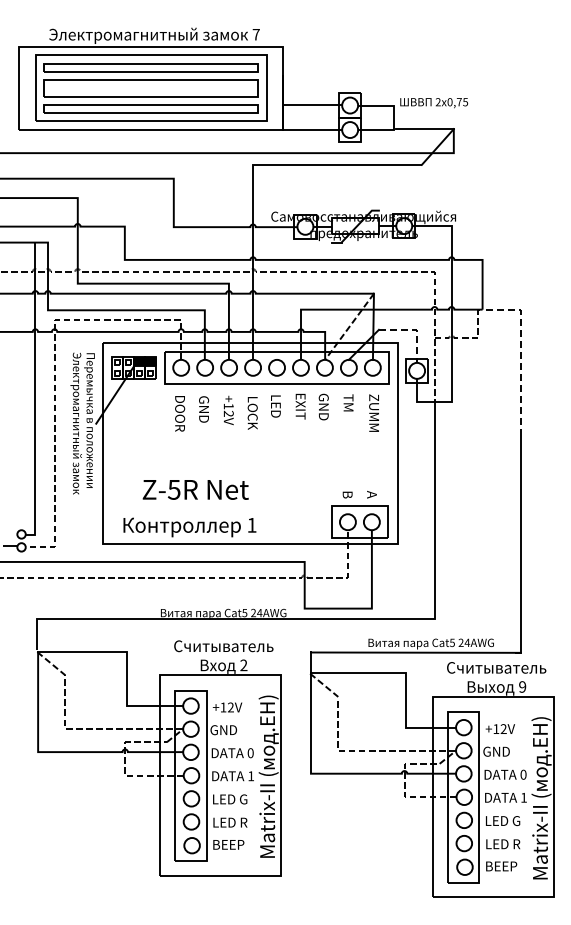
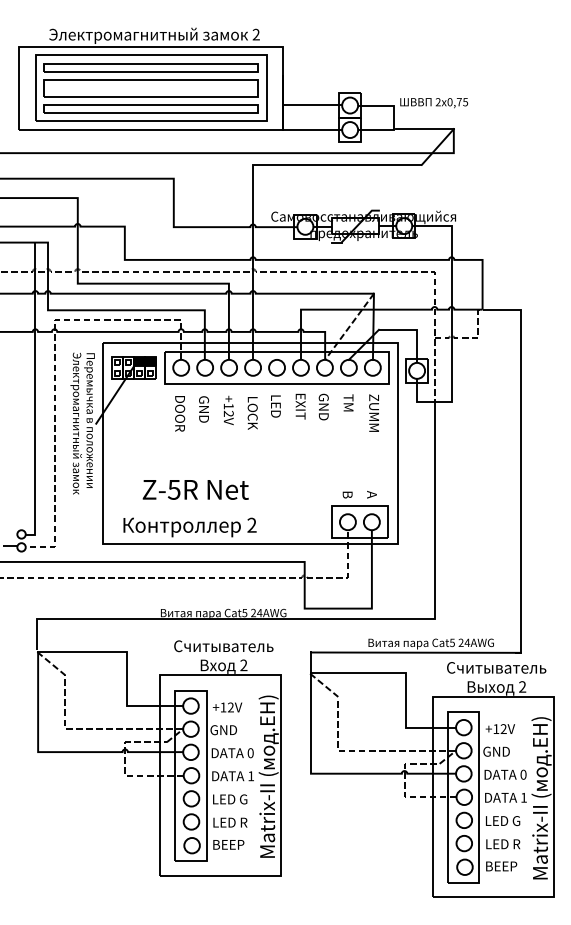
text: 7 -> 2 (255, 34)
line: dashed -> solid (415, 329)
line: dashed -> solid (520, 352)
text: 1 -> 2 (251, 524)
text: 9 -> 2 (522, 686)
